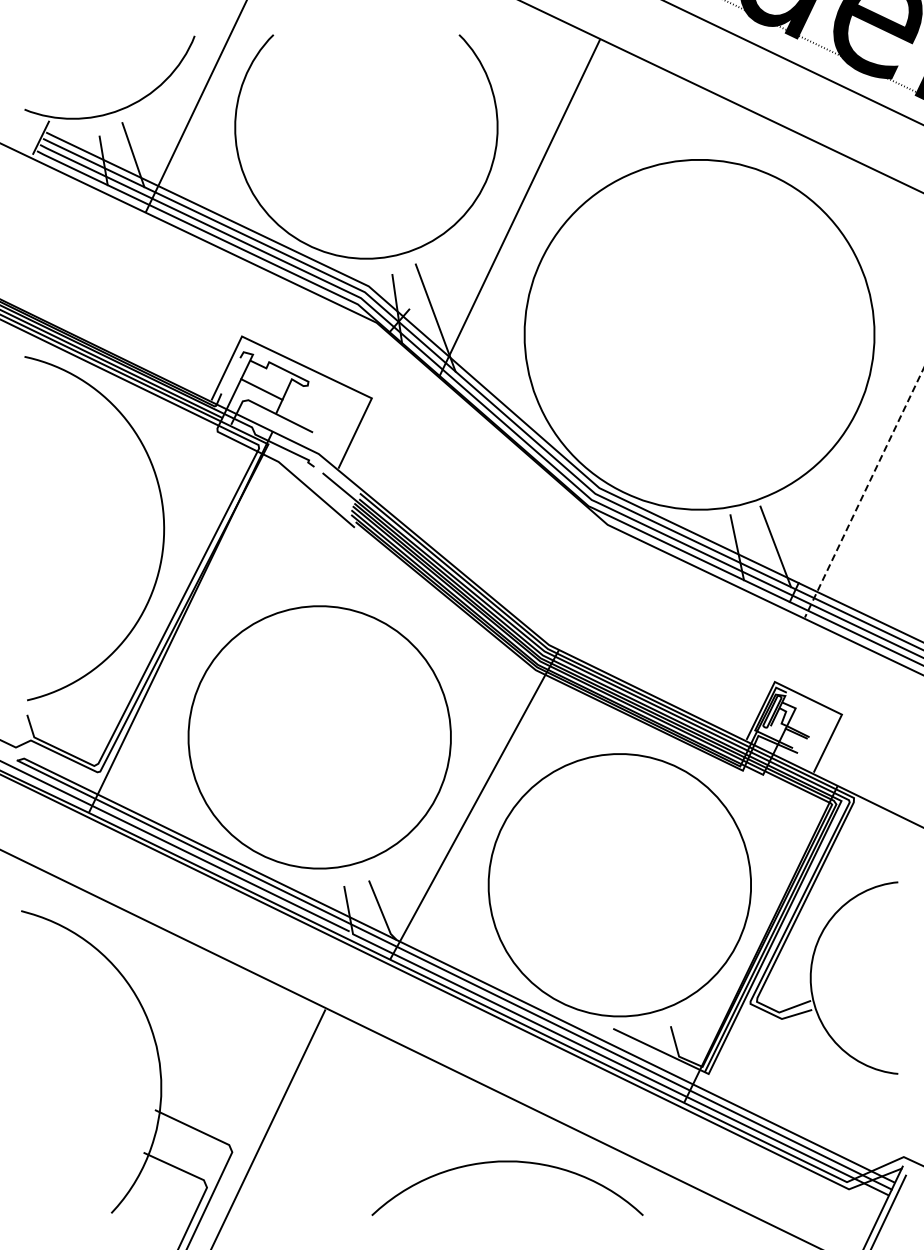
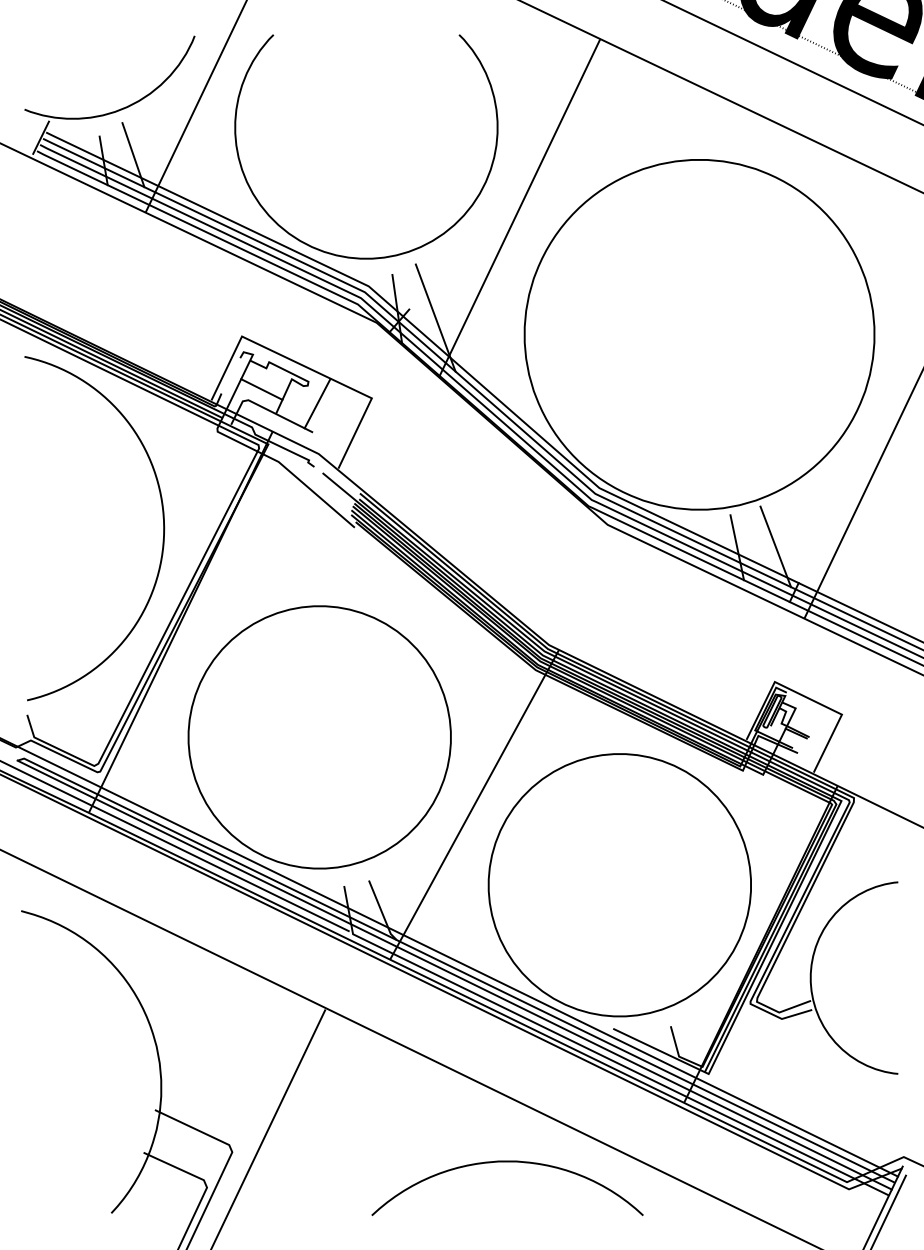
line: none -> present (317, 403)
line: dashed -> solid (864, 493)
line: none -> present (450, 957)
